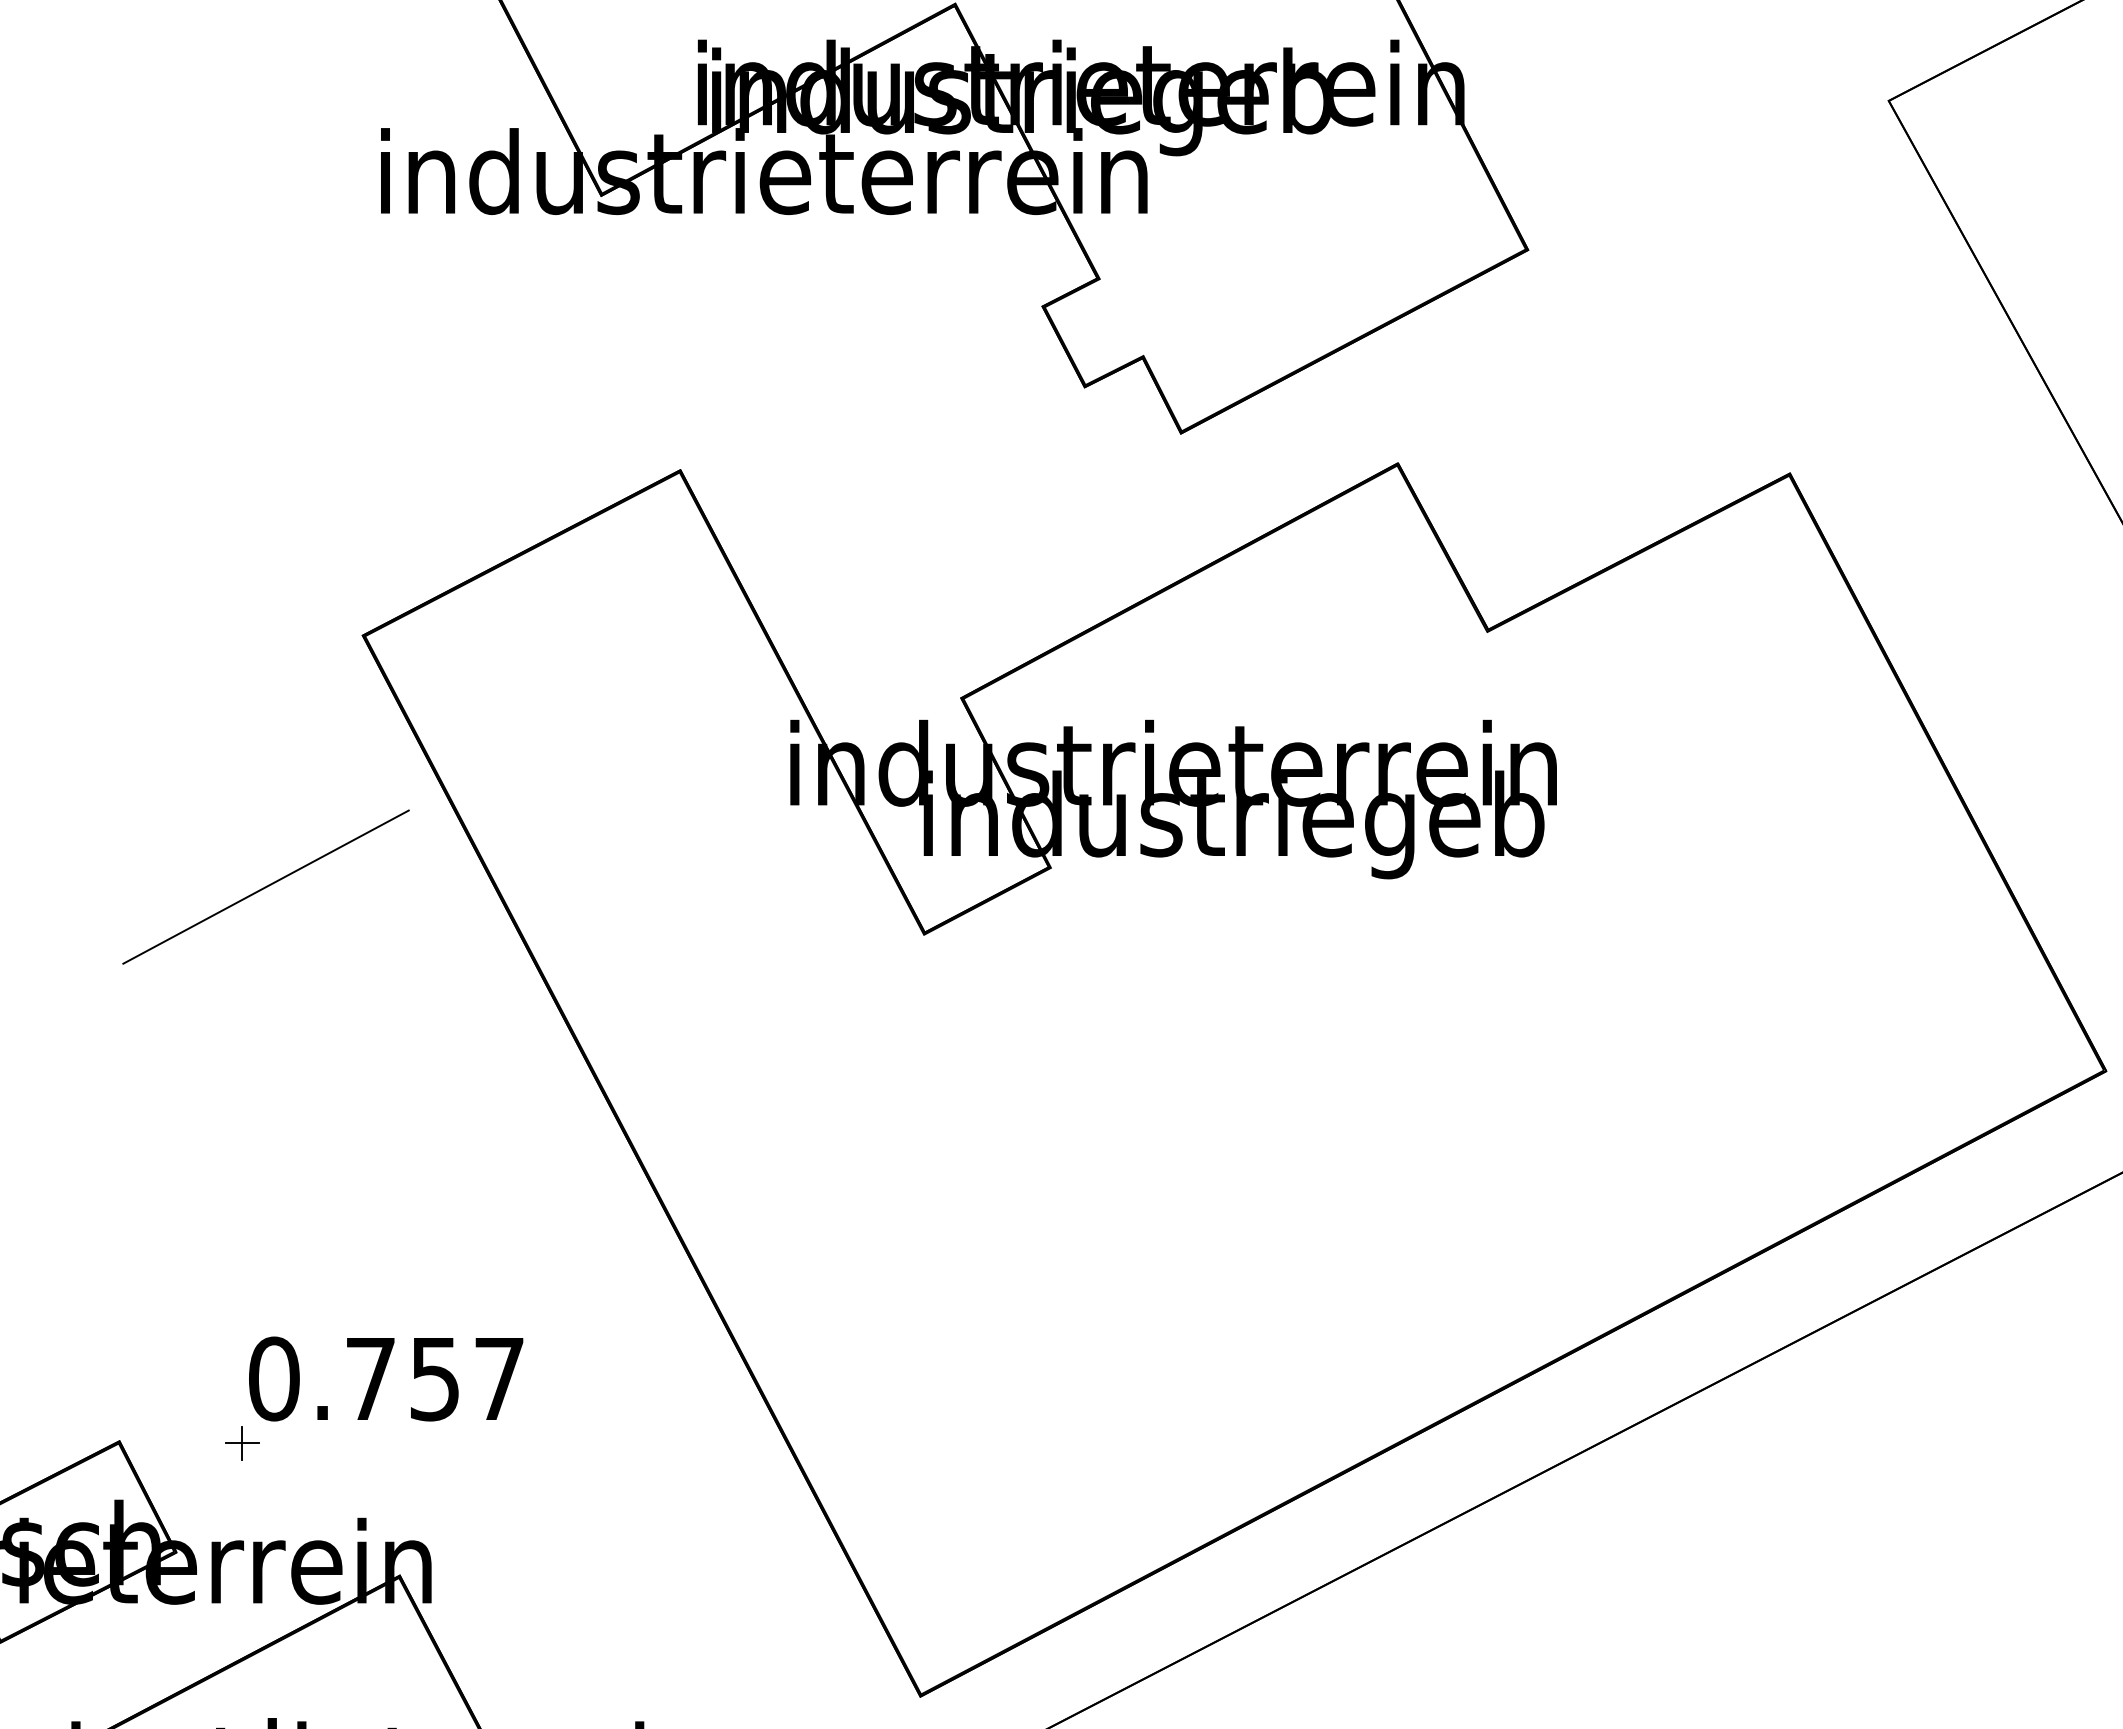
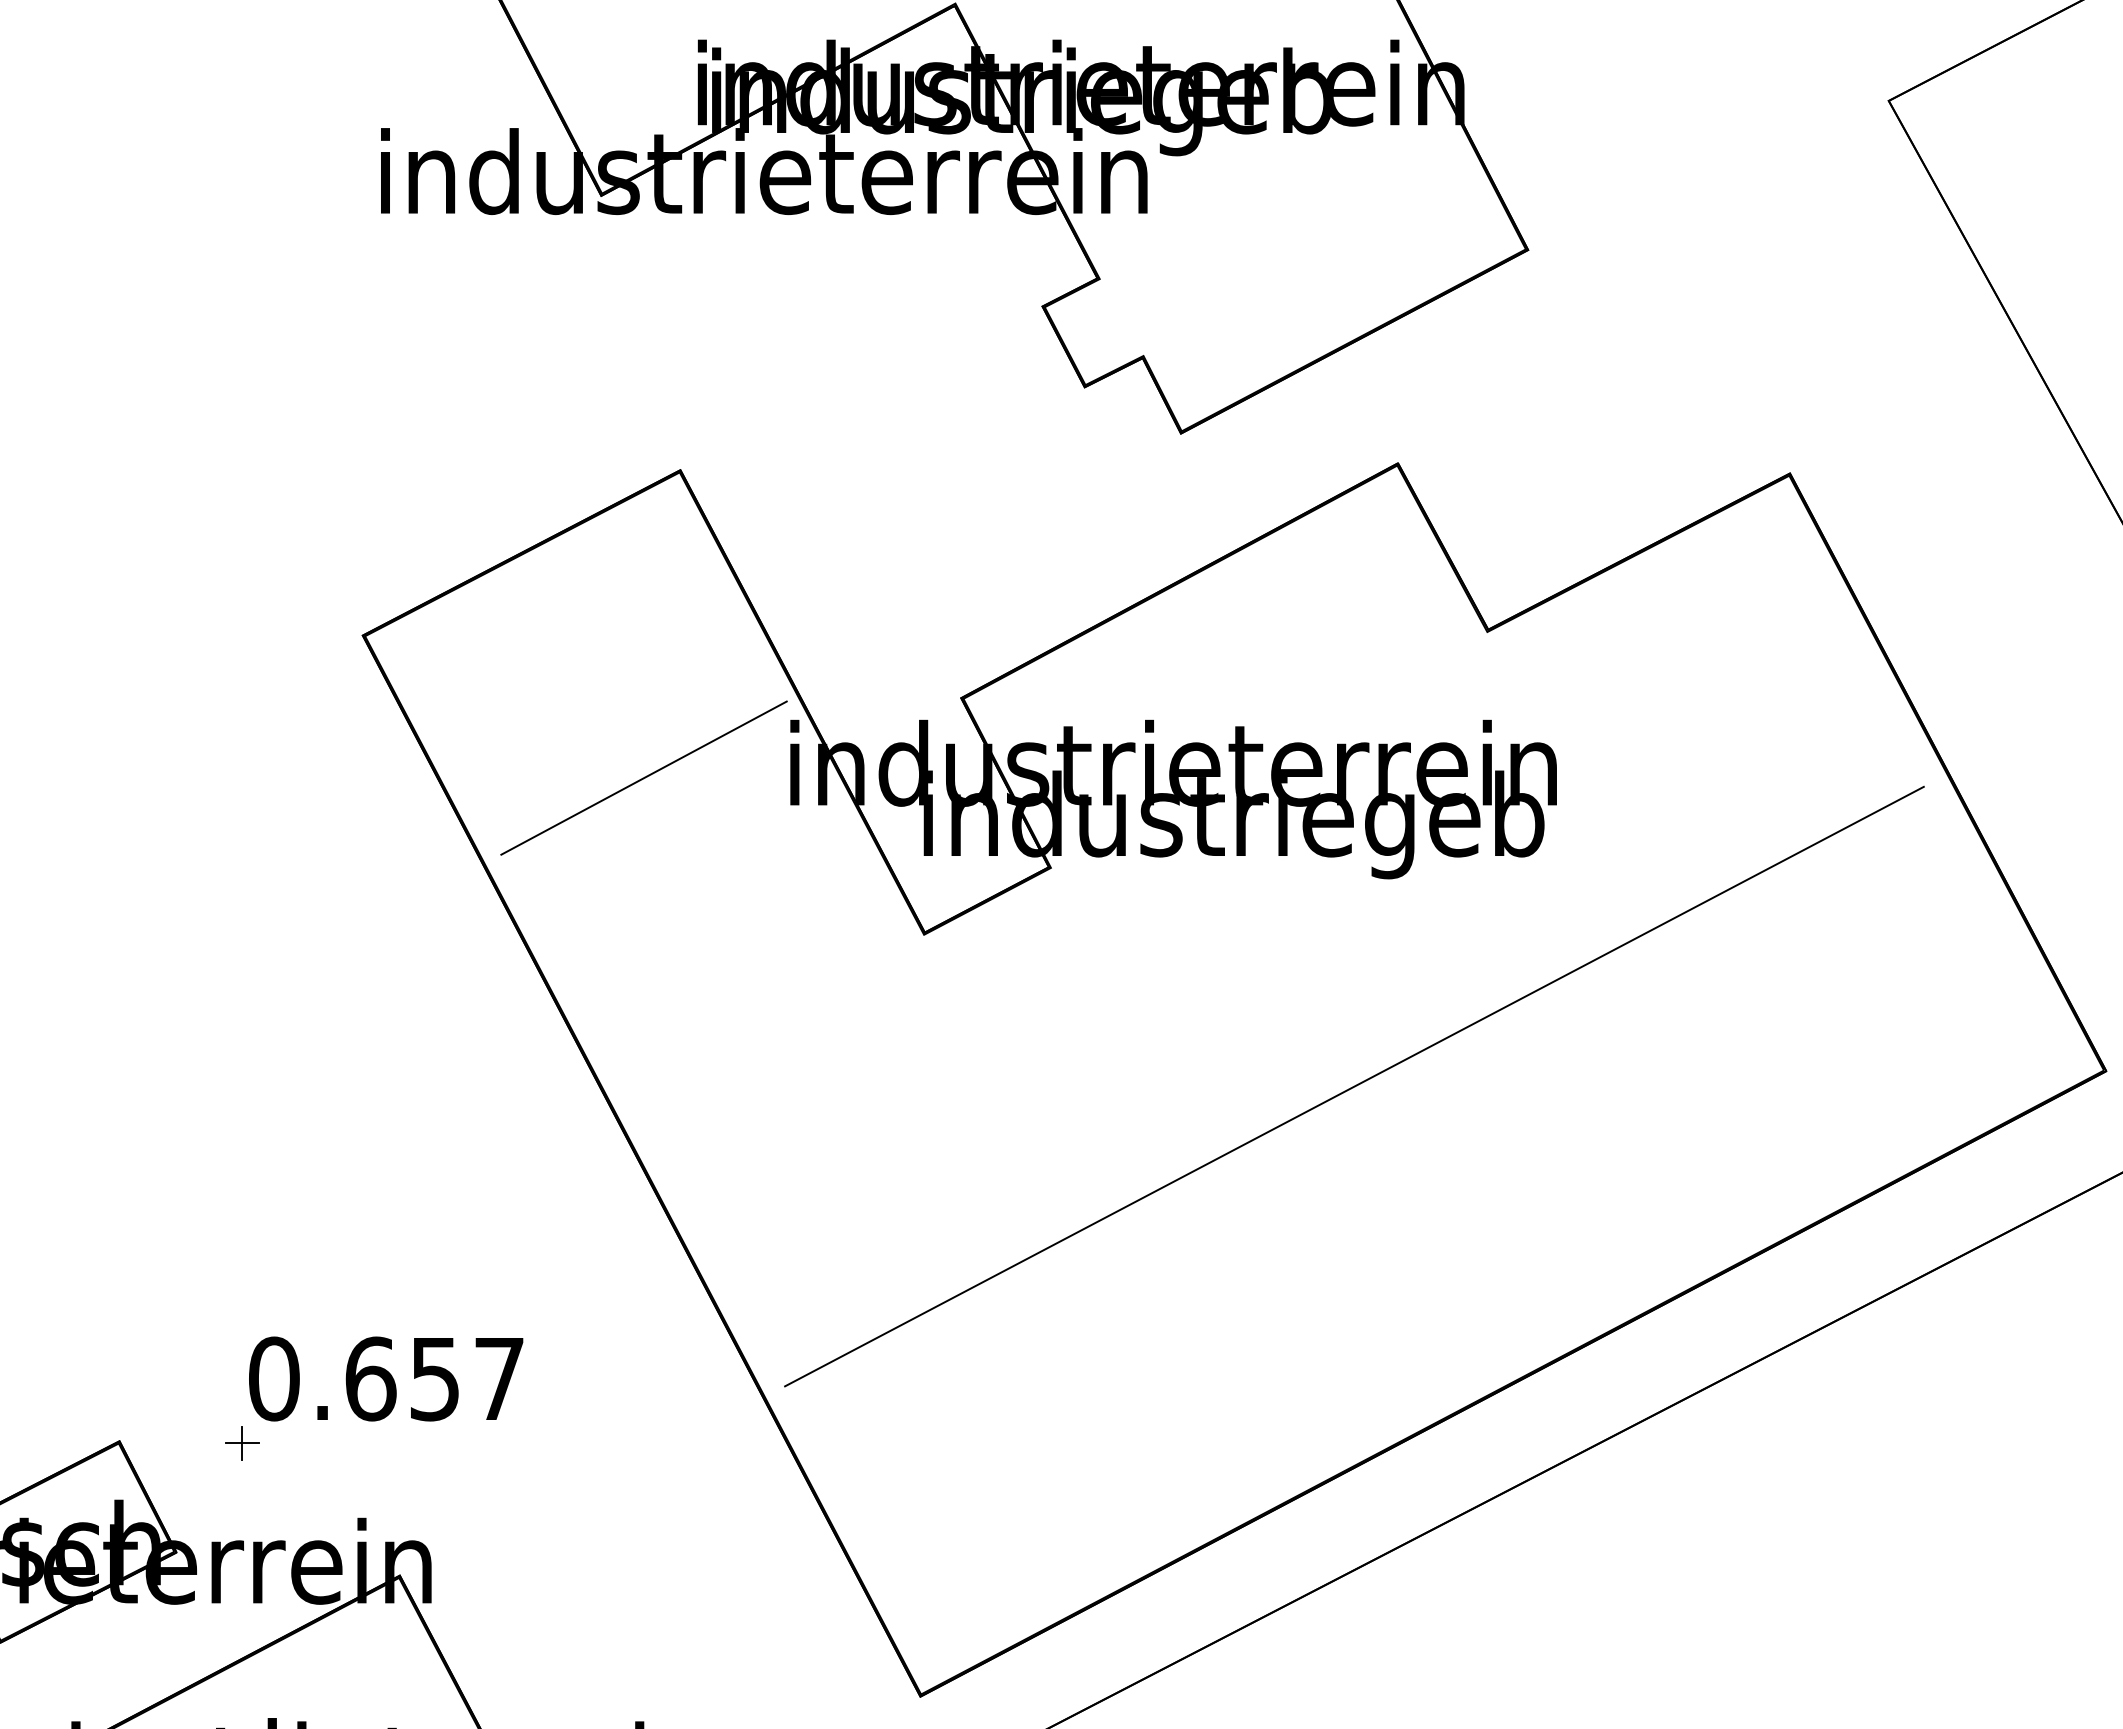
line position: (265, 886) -> (643, 777) (643, 777)
line: none -> present (1354, 1086)
text: 0.757 -> 0.657 (370, 1378)
